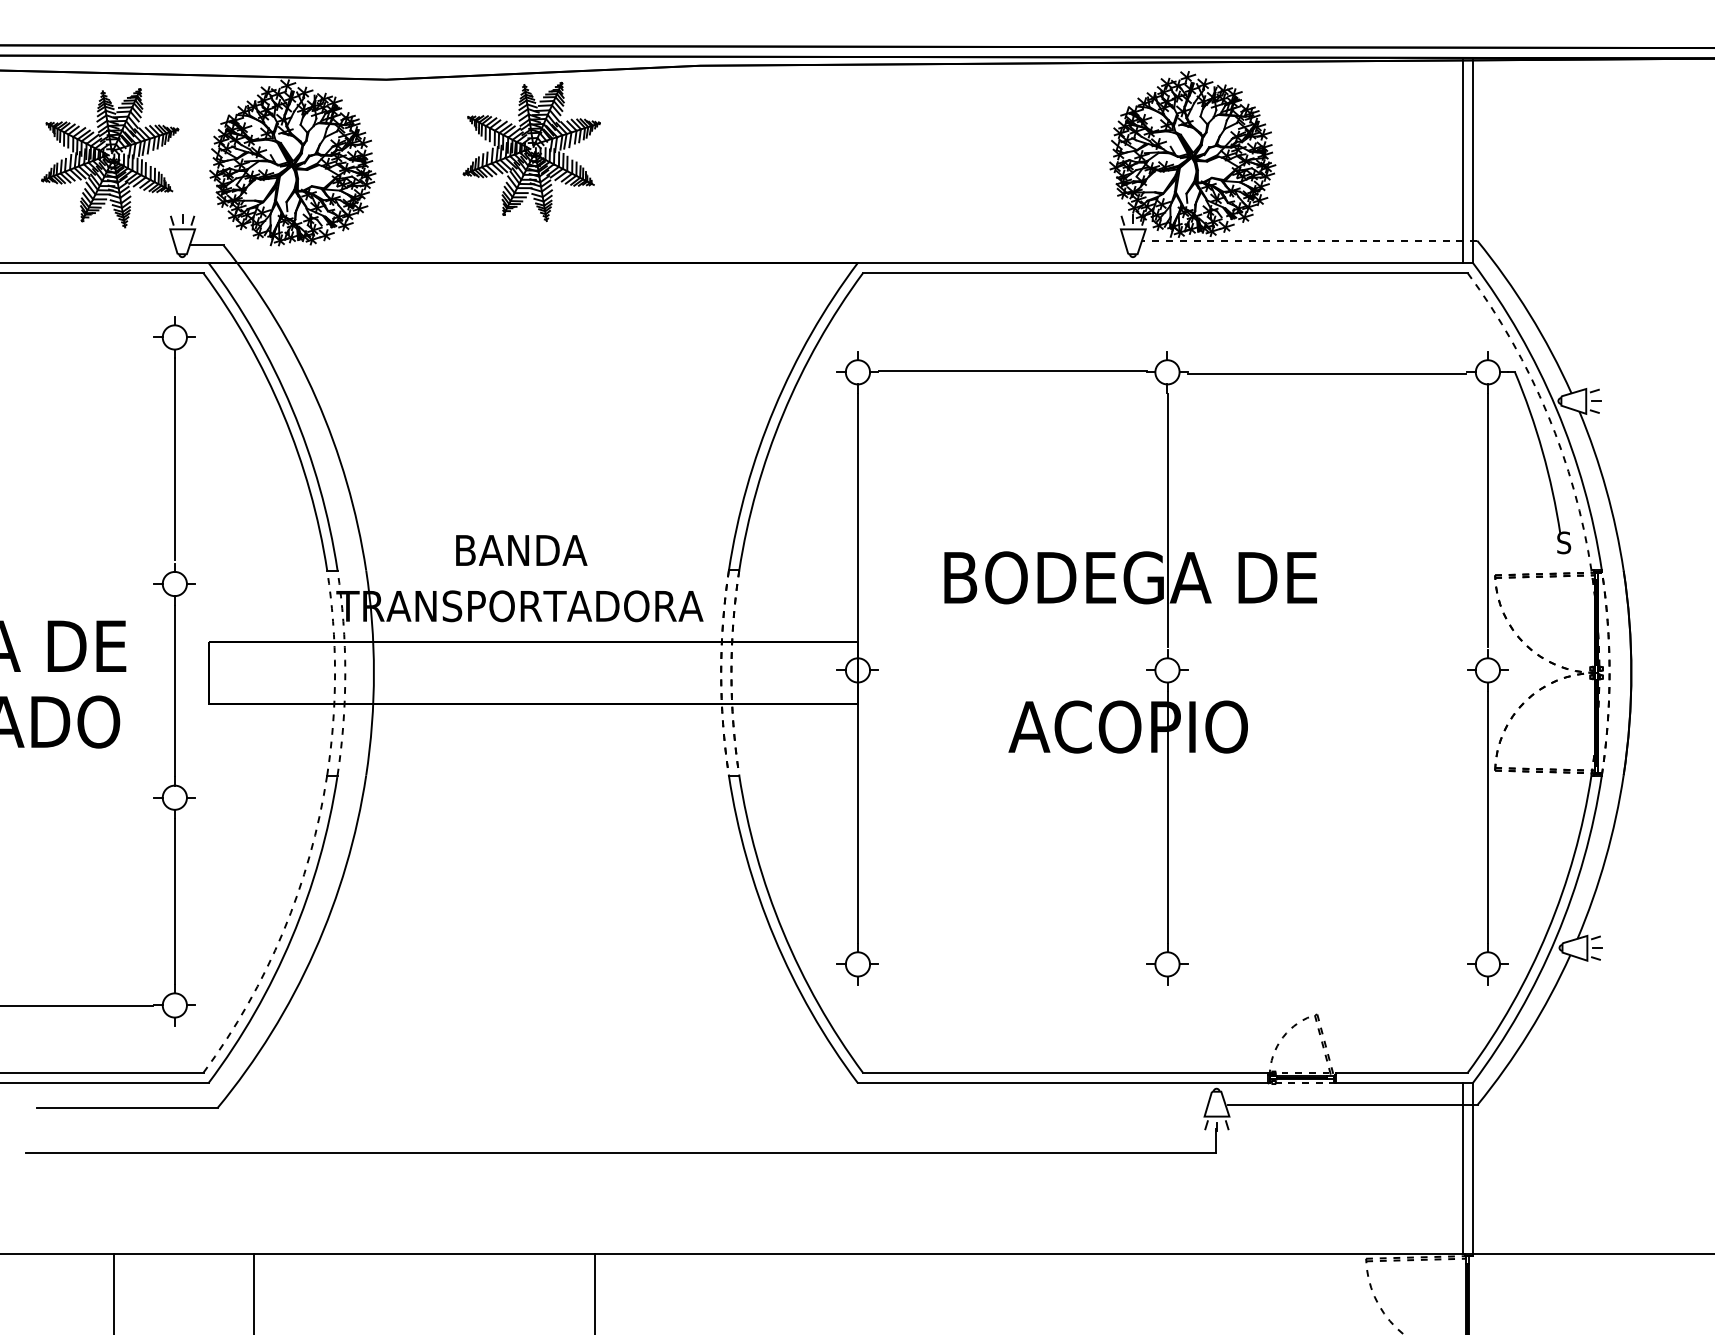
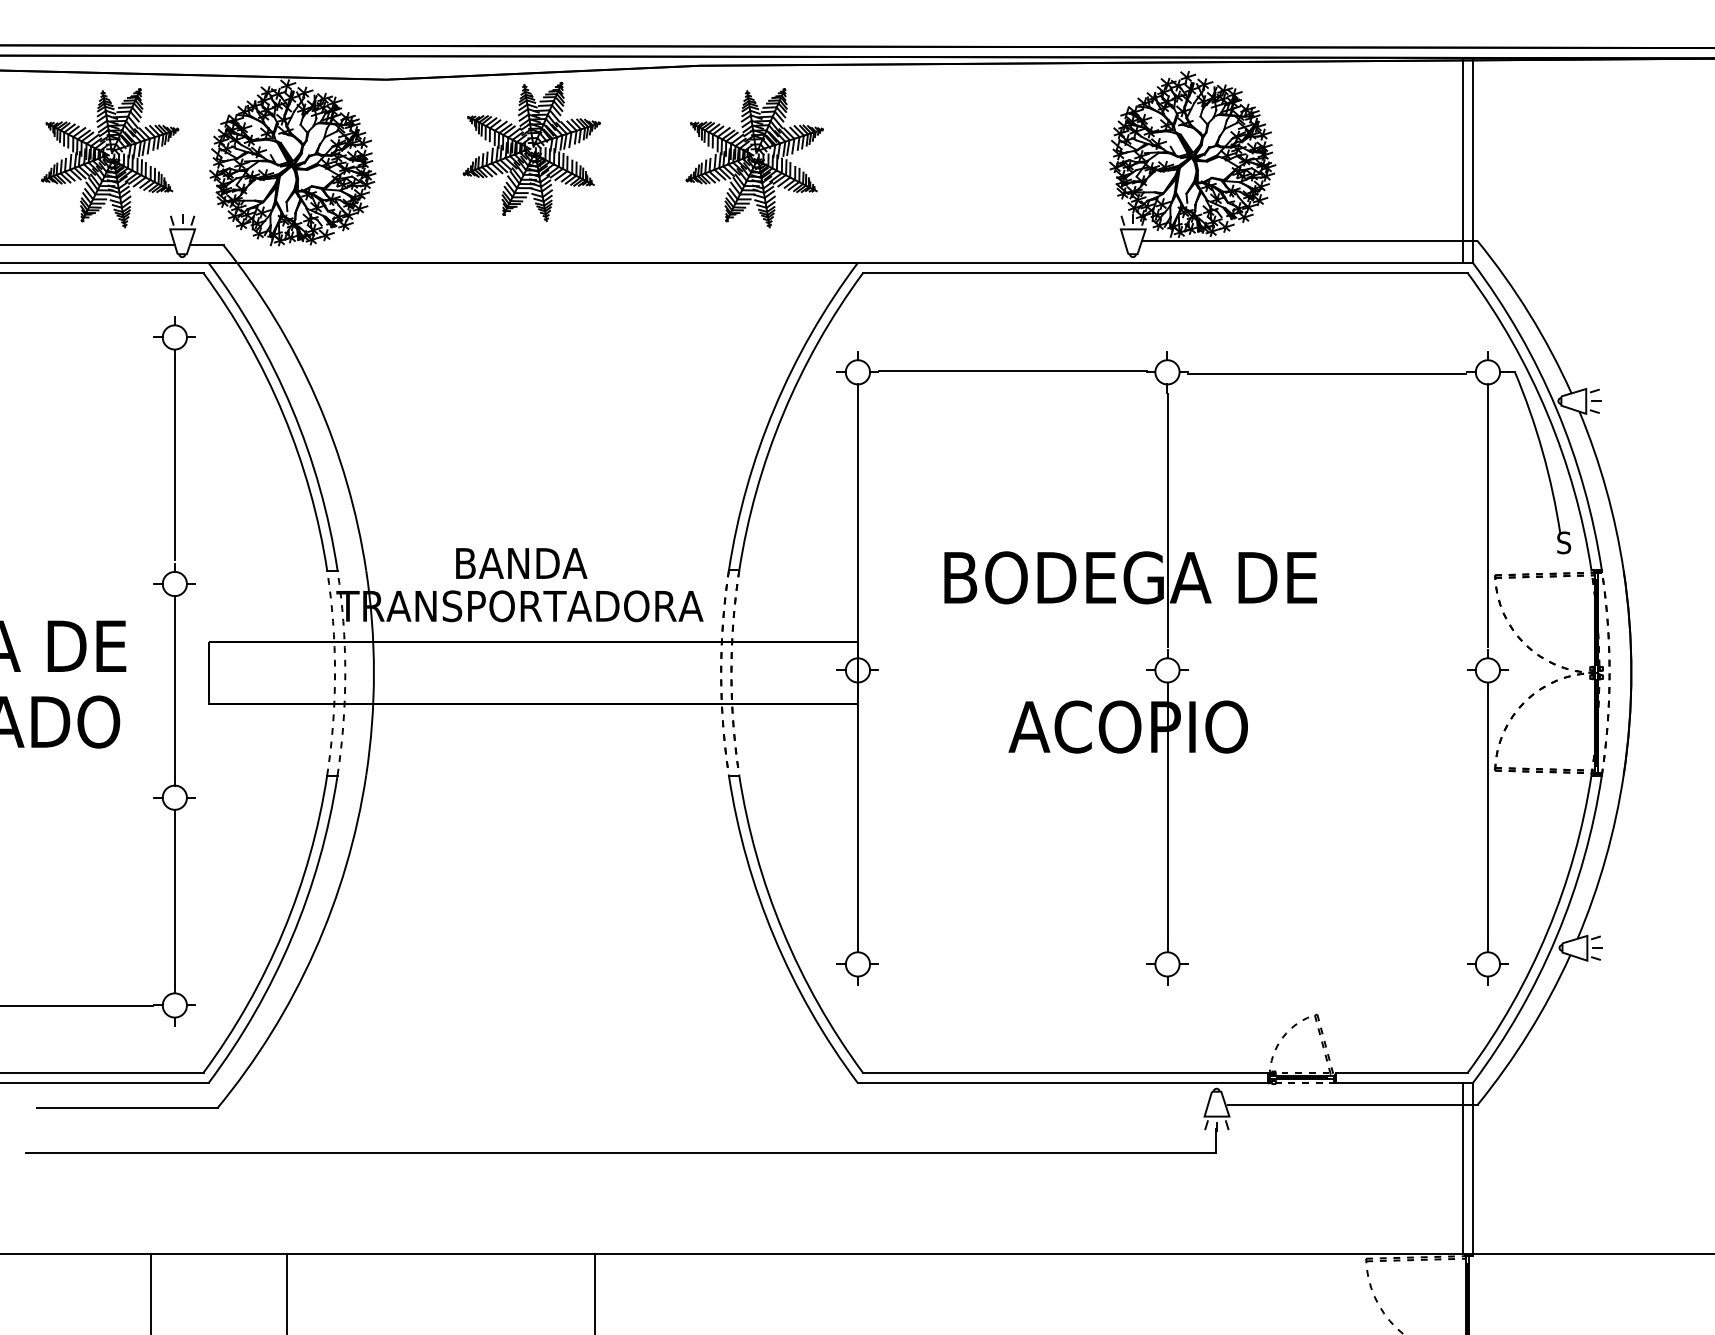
part: none -> present (754, 158)
line: dashed -> solid (1309, 240)
line: none -> present (88, 245)
arc: dashed -> solid (1547, 414)
text position: (521, 550) -> (521, 563) (521, 563)
arc: dashed -> solid (283, 931)
line position: (113, 1292) -> (150, 1292) (150, 1292)
line position: (254, 1292) -> (287, 1292) (287, 1292)
